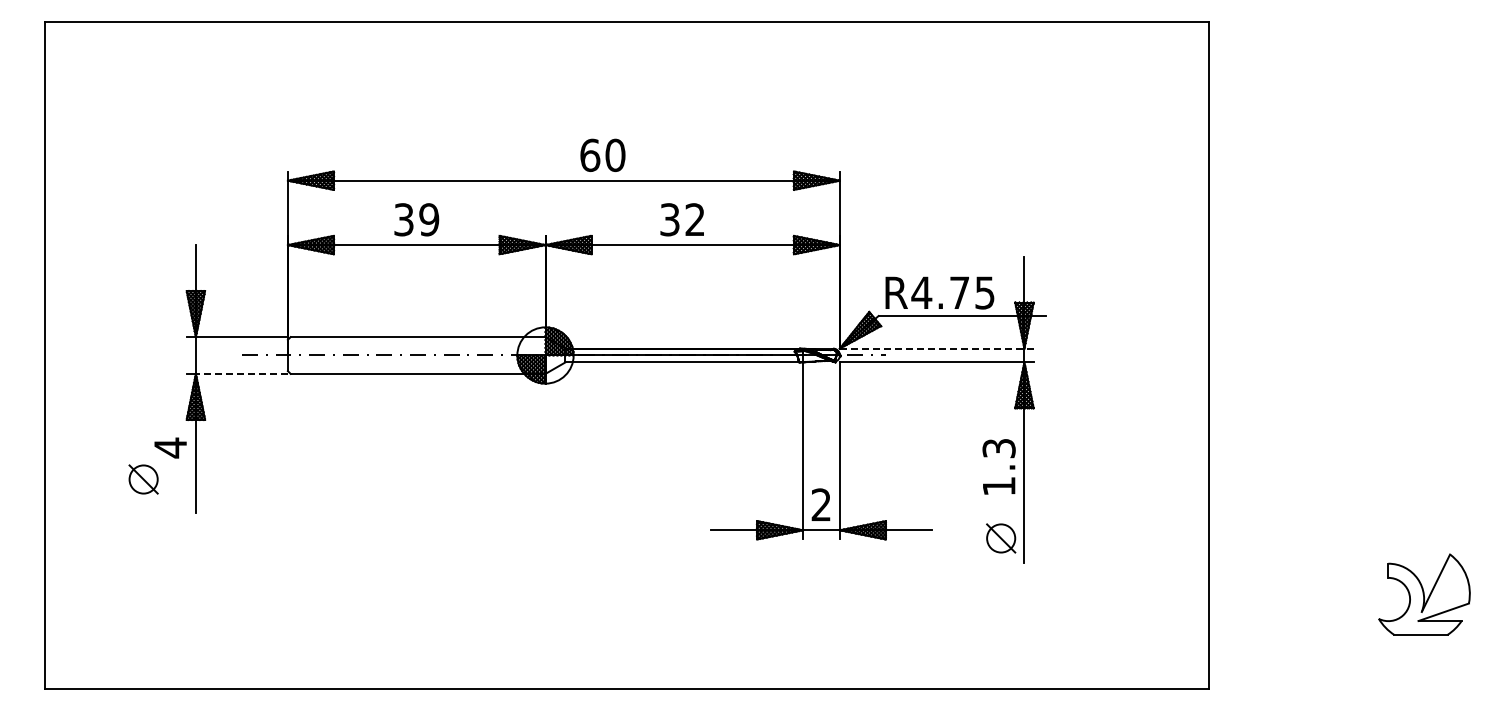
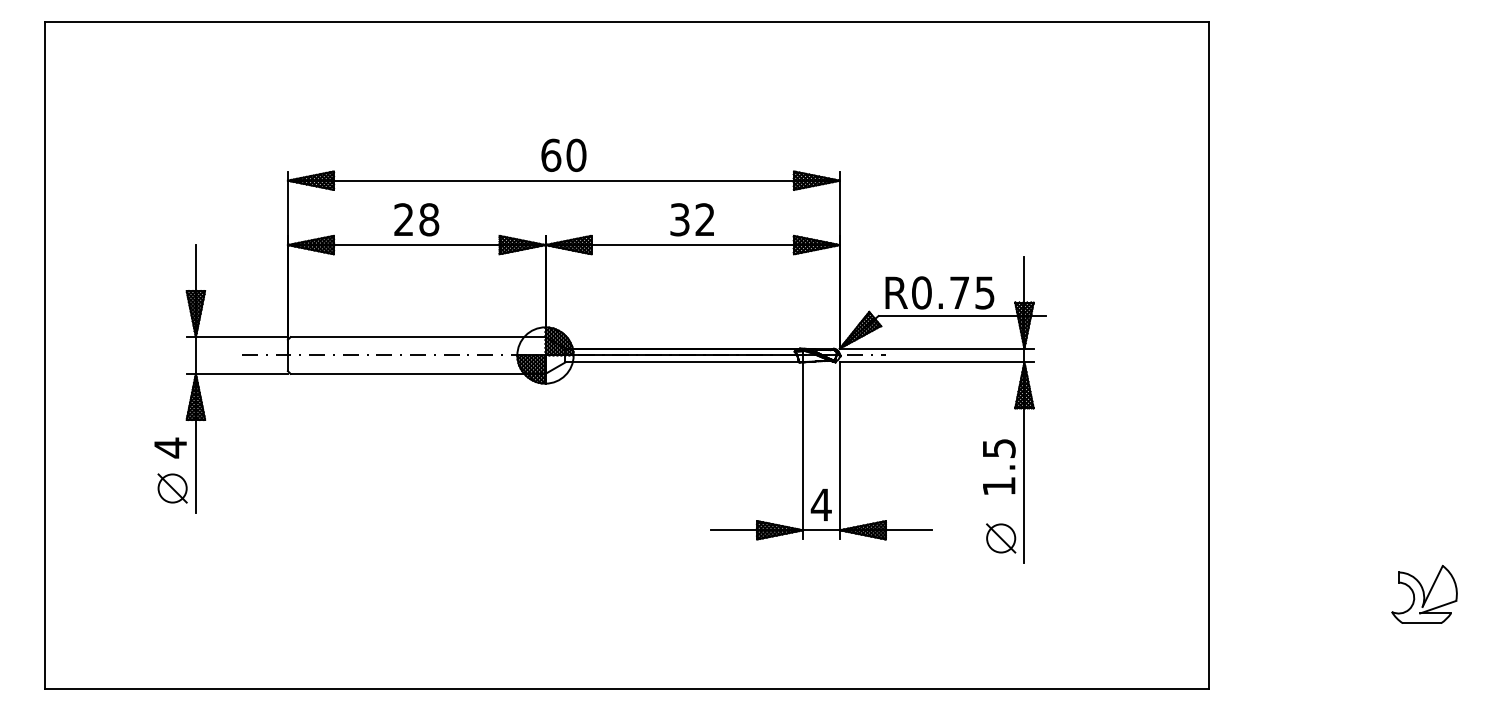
text position: (602, 154) -> (563, 154) (563, 154)
text: 39 -> 28 (416, 219)
text position: (681, 219) -> (691, 219) (691, 219)
text: R4.75 -> R0.75 (921, 292)
line: dashed -> solid (936, 348)
line: dashed -> solid (241, 373)
text: 1.3 -> 1.5 (998, 448)
part position: (143, 479) -> (172, 488) (172, 488)
text: 2 -> 4 (820, 504)
part size: 93x83 px -> 67x59 px (1424, 594)
